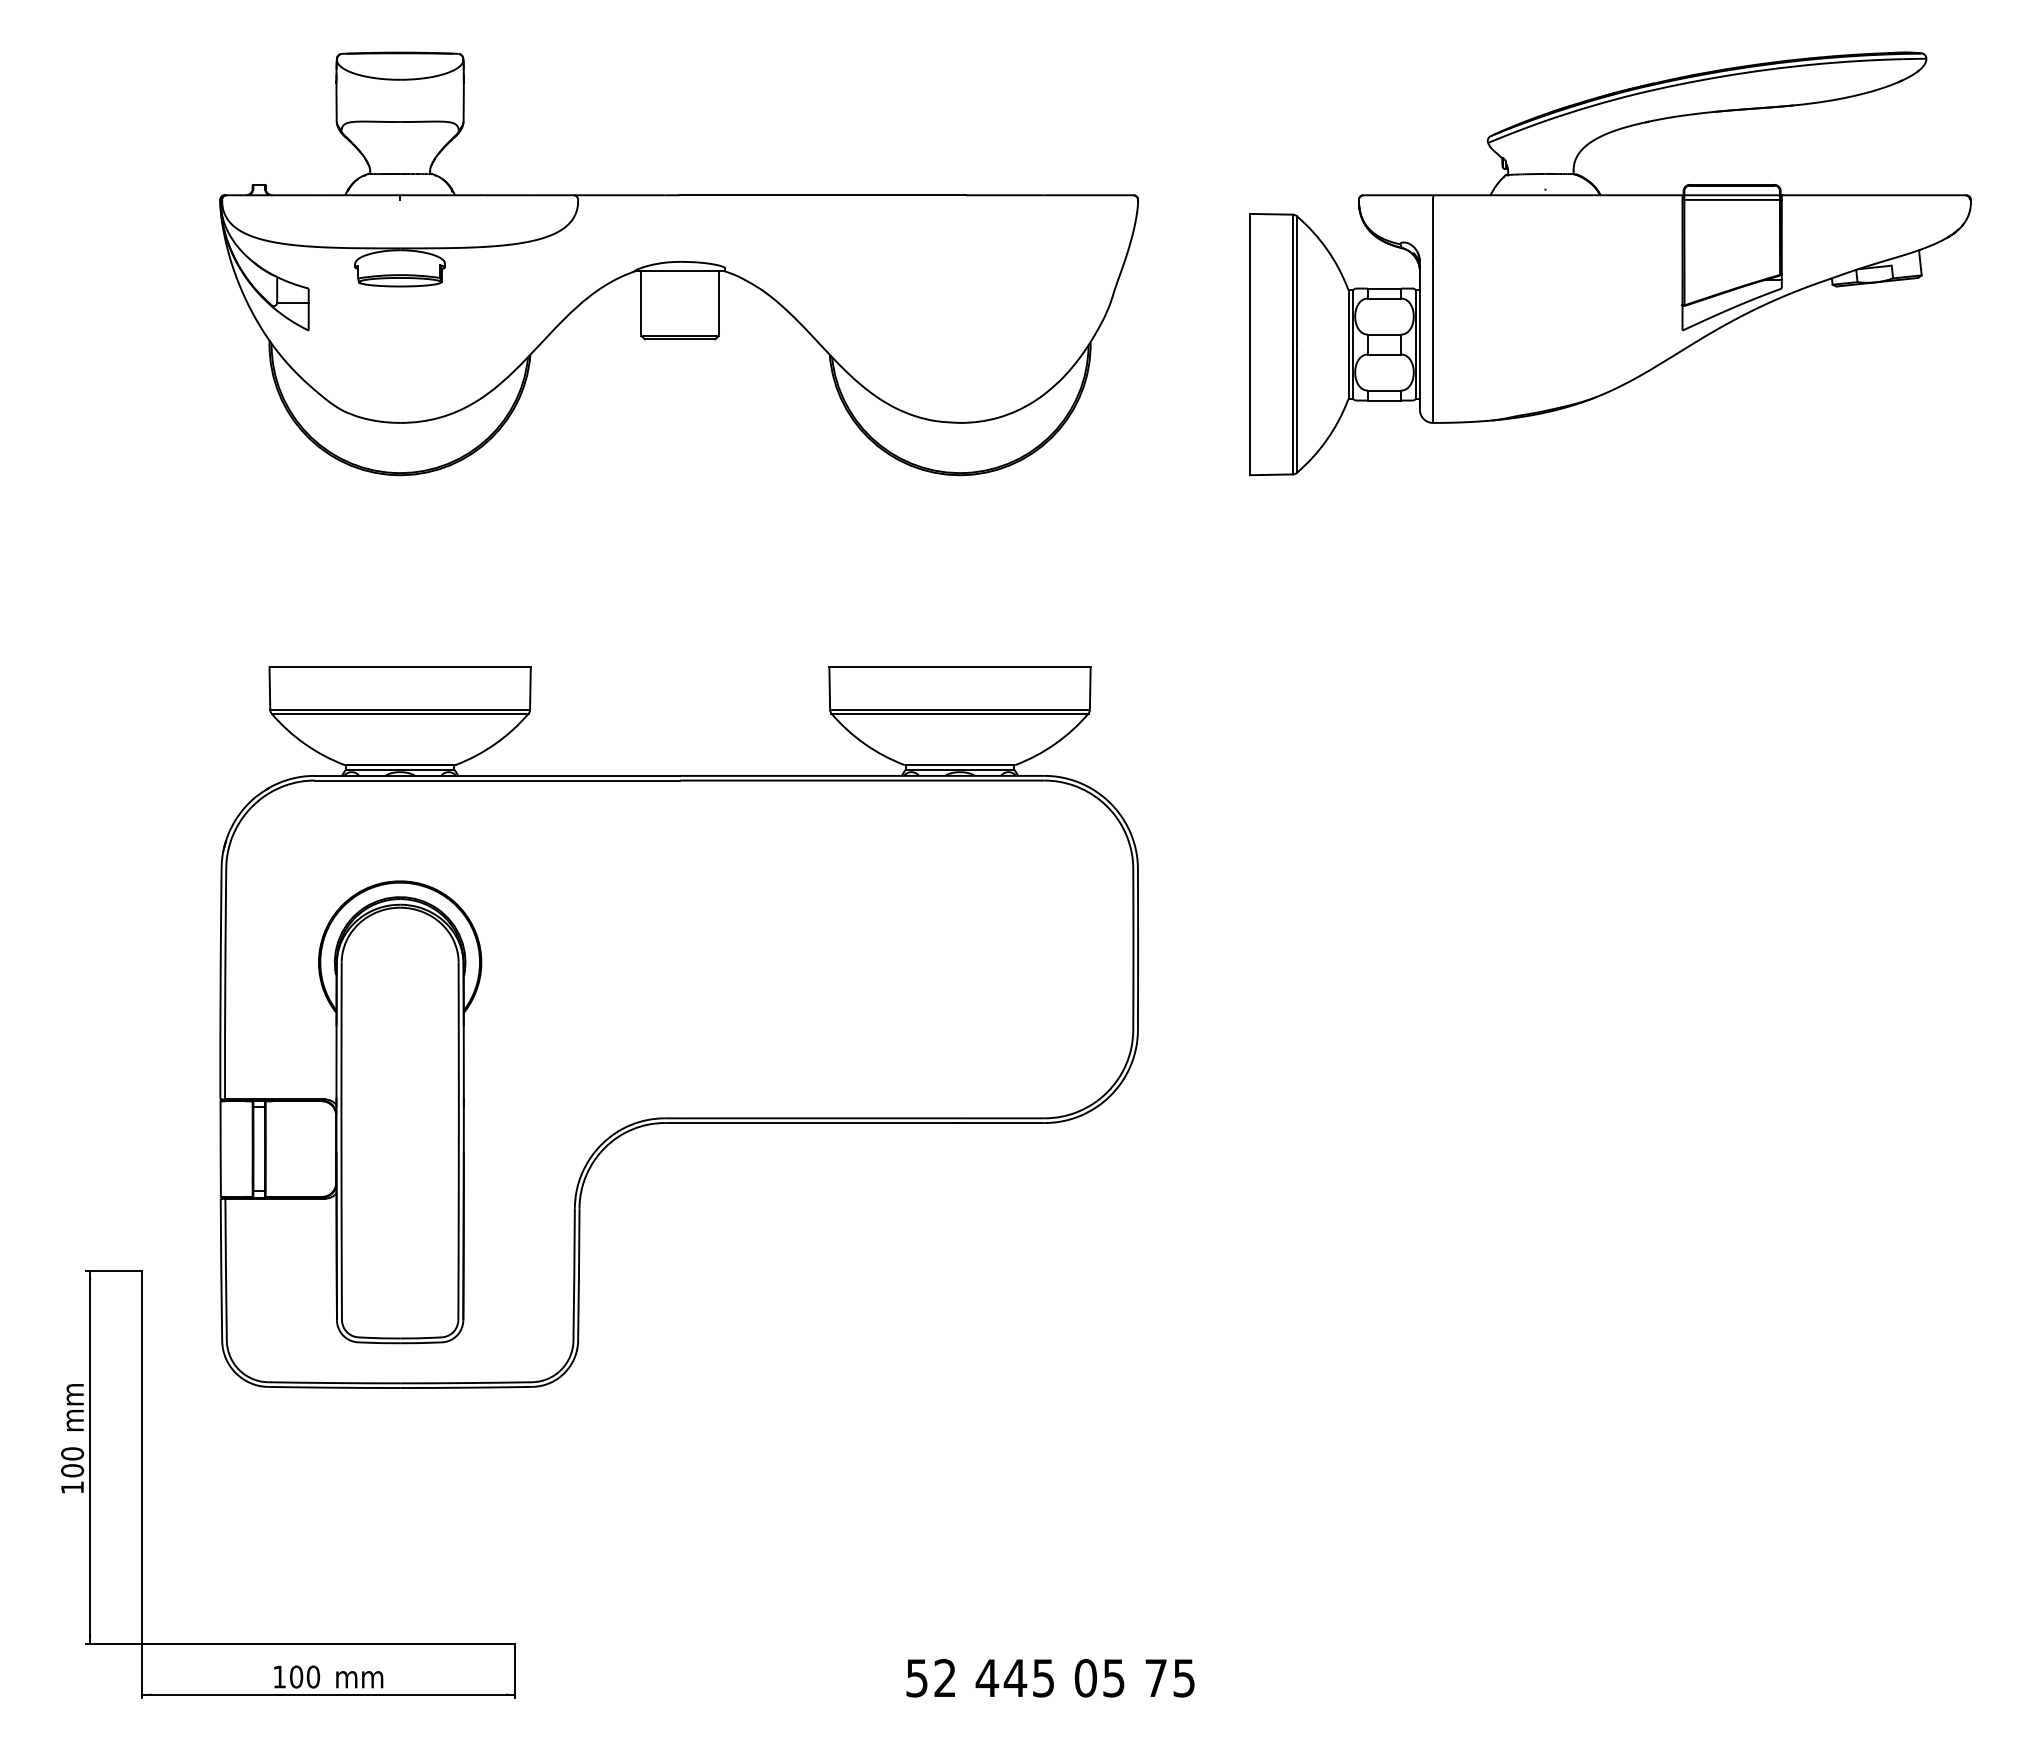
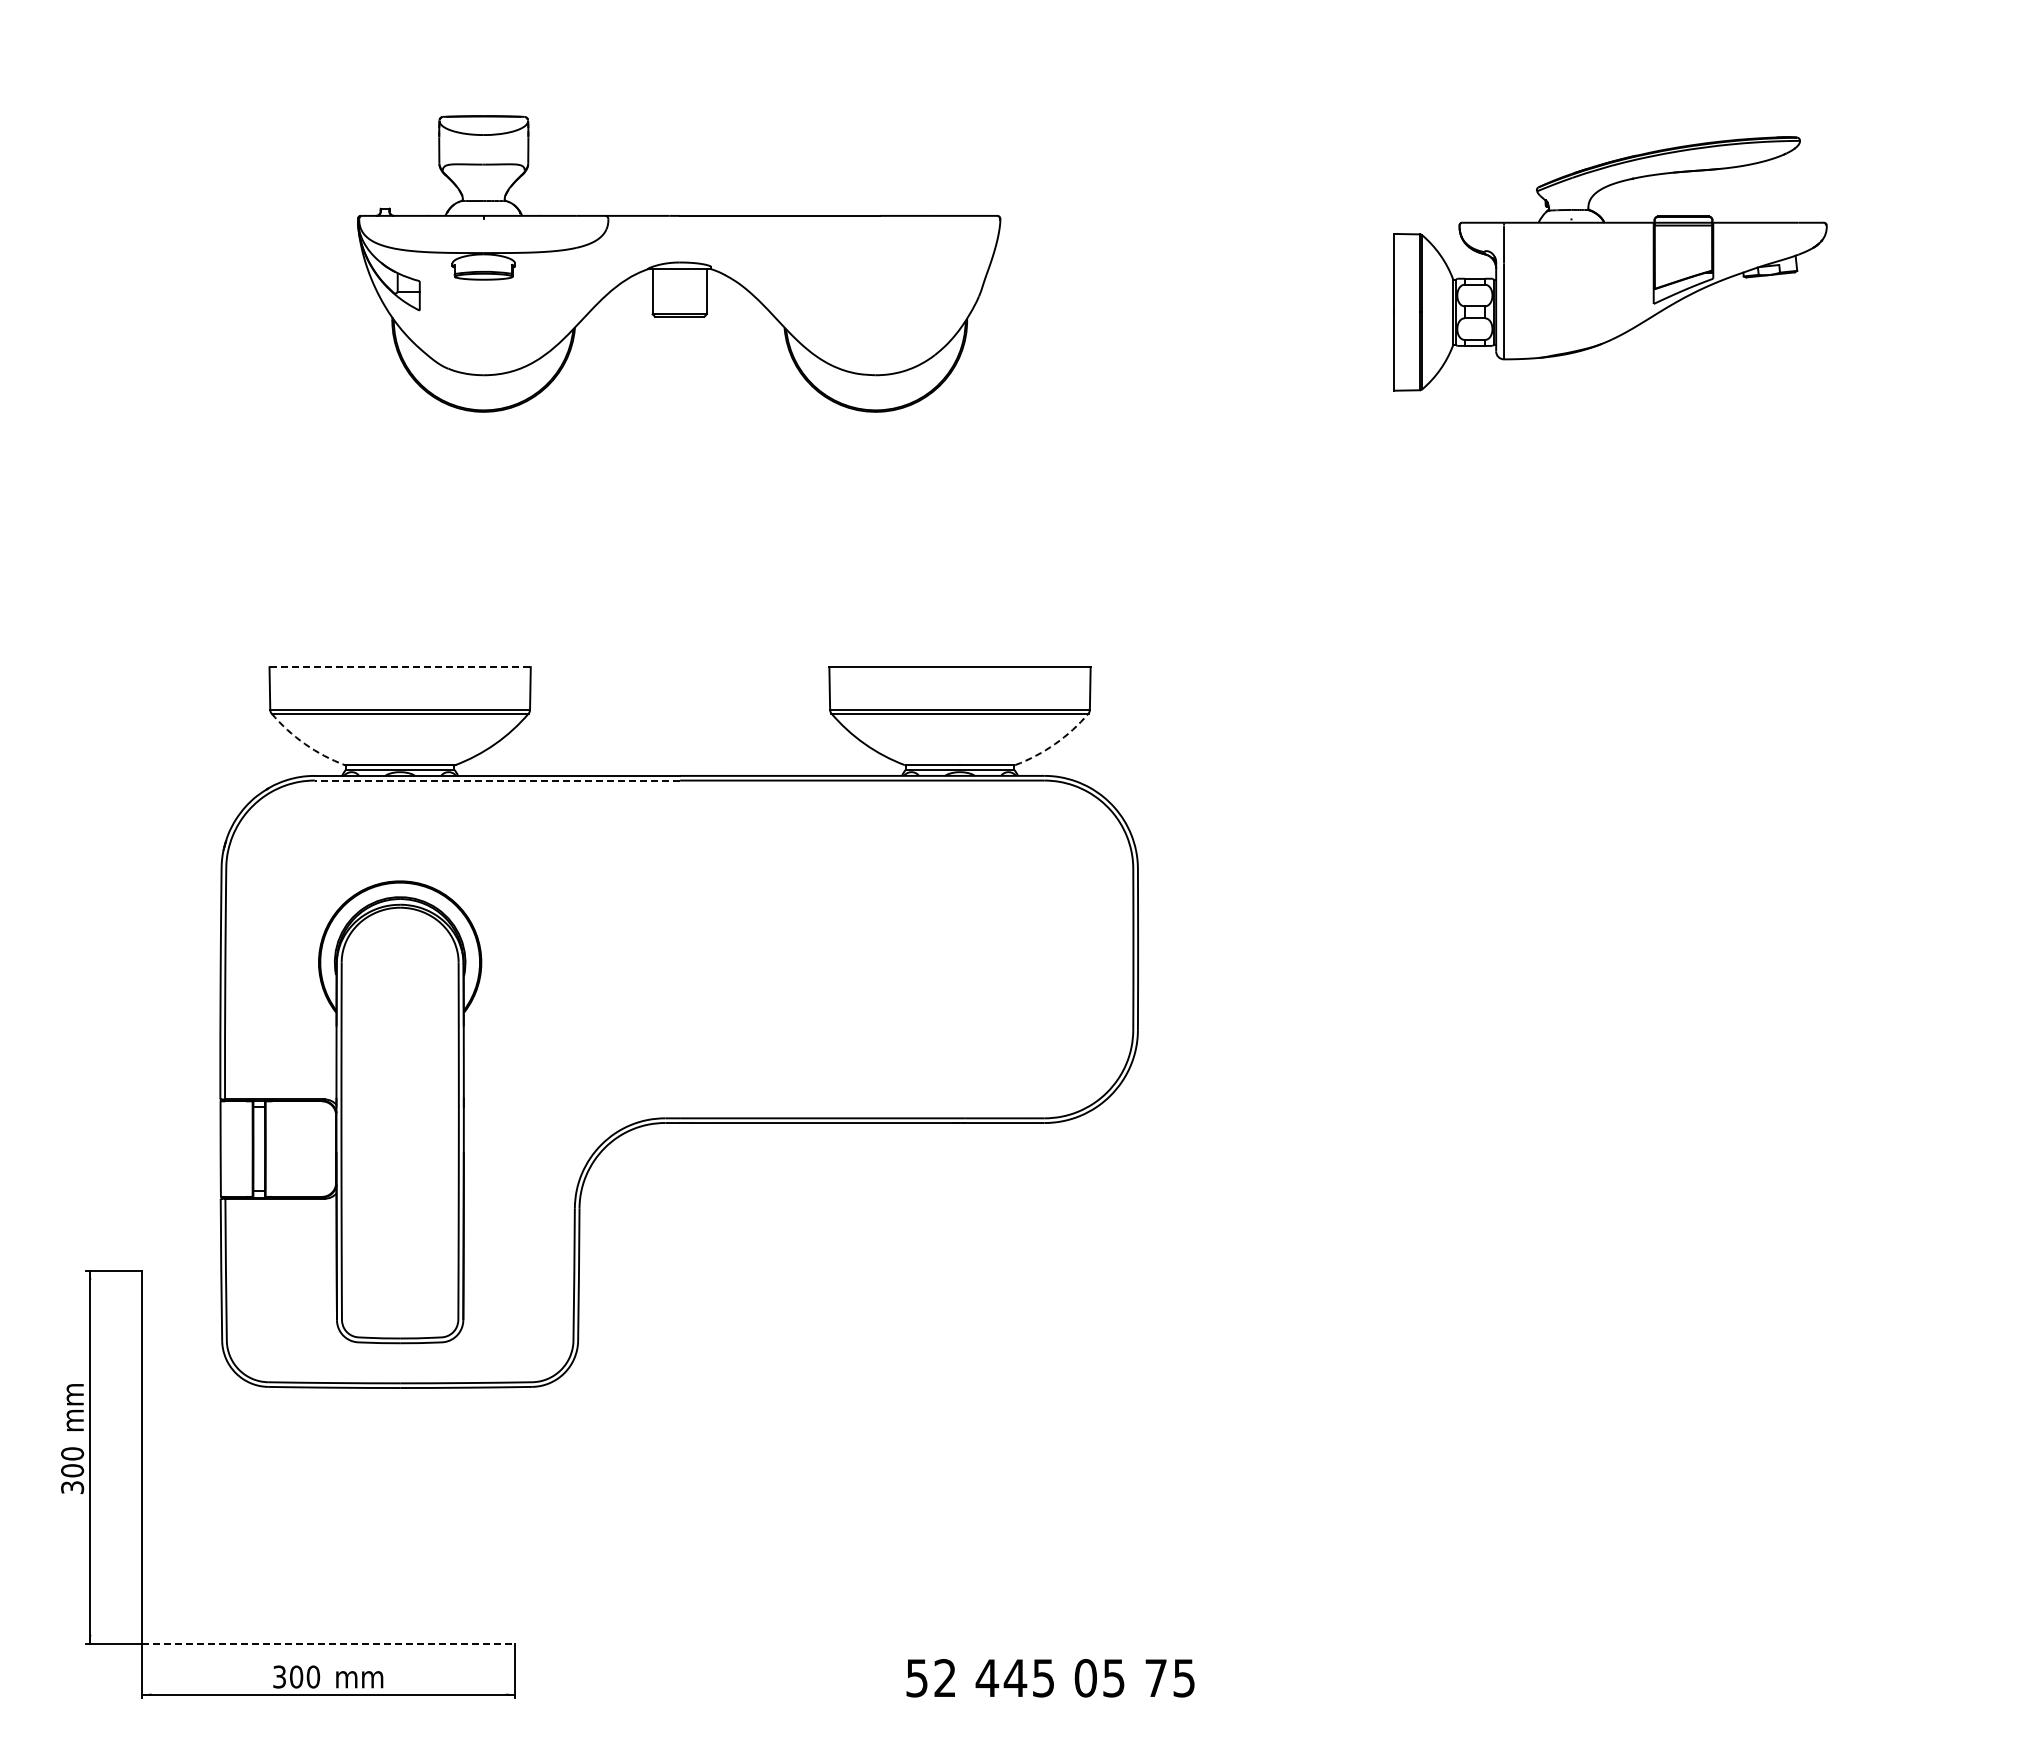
part size: 920x426 px -> 645x298 px (679, 263)
part size: 723x426 px -> 435x256 px (1610, 263)
line: solid -> dashed (400, 667)
arc: solid -> dashed (304, 743)
arc: solid -> dashed (1055, 743)
line: solid -> dashed (497, 780)
text: 100 -> 300 (72, 1487)
line: solid -> dashed (328, 1644)
text: 100 -> 300 (279, 1676)
